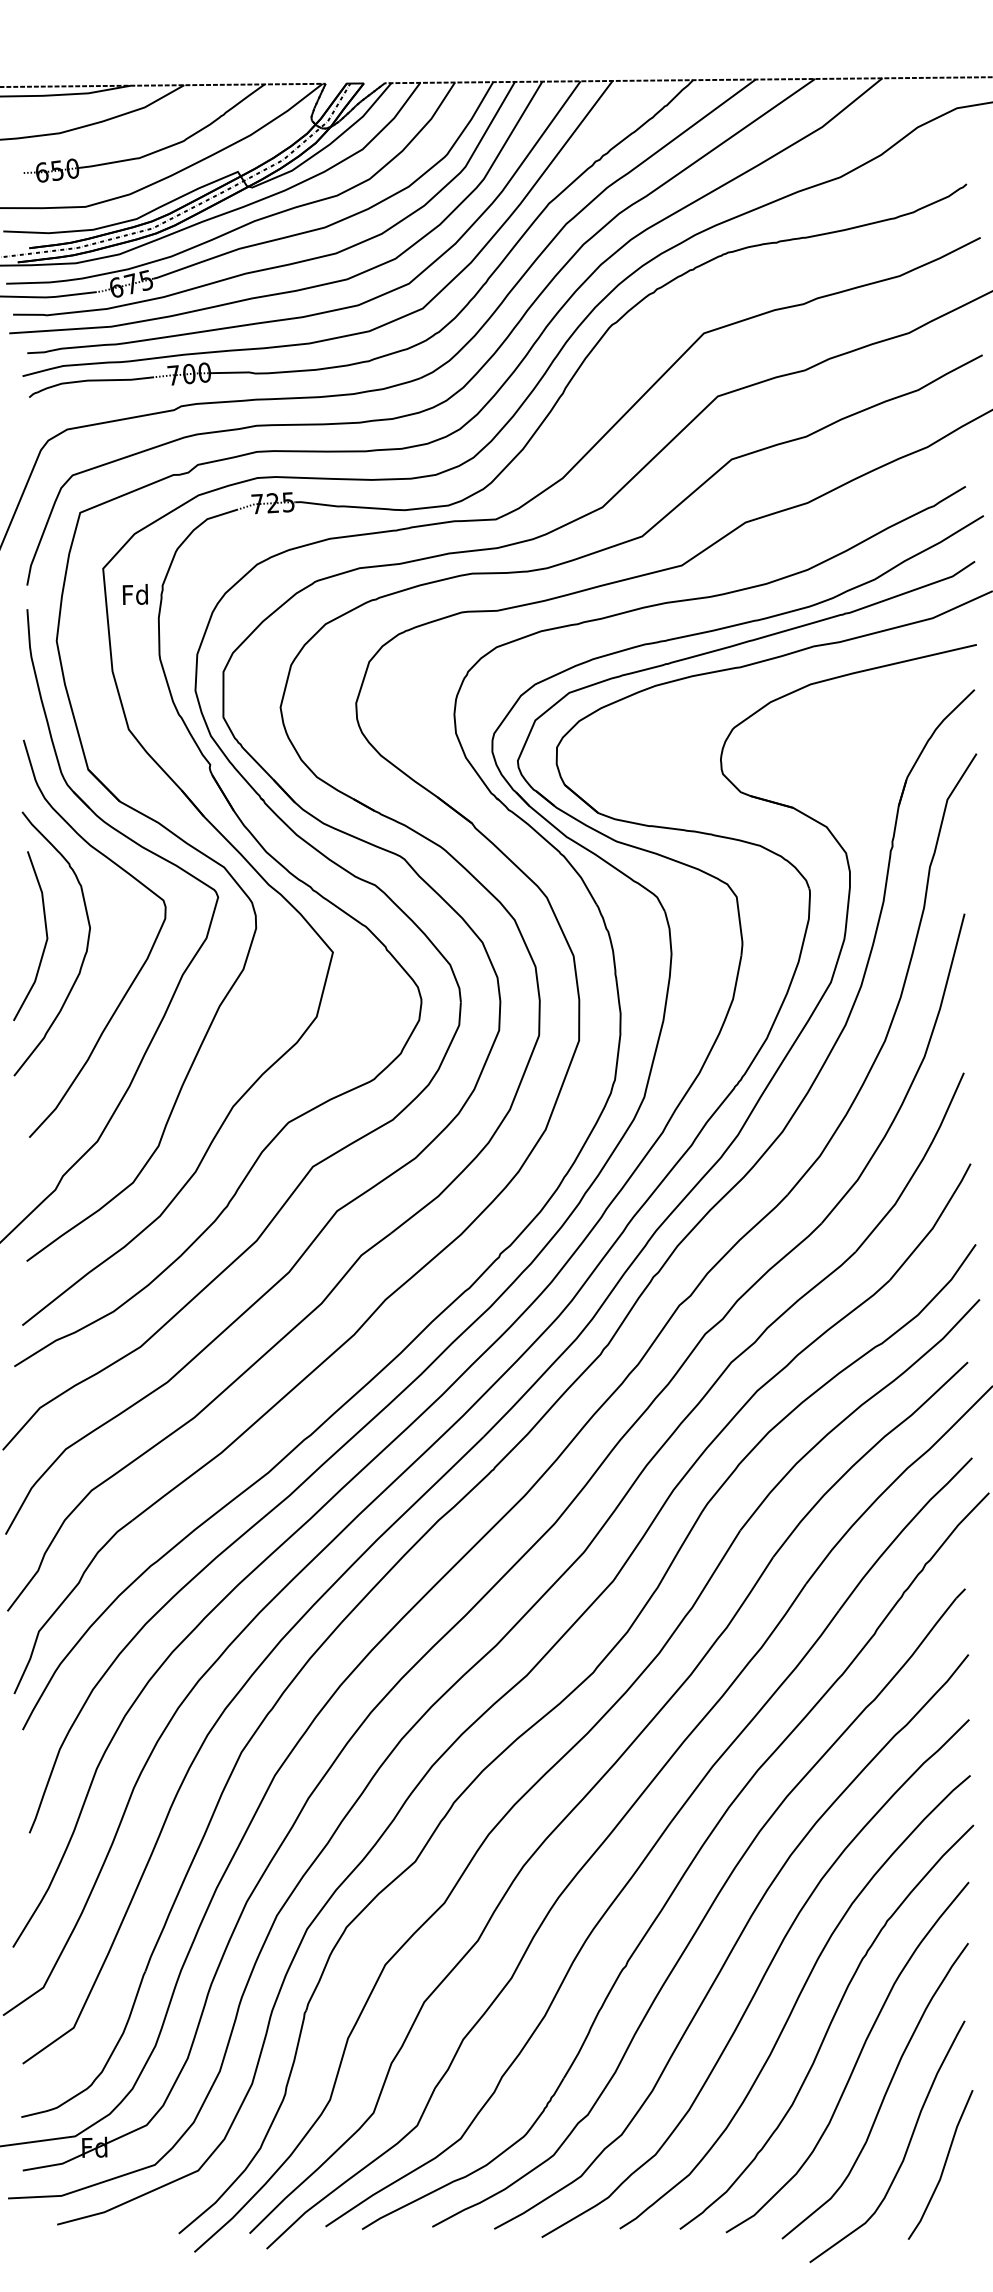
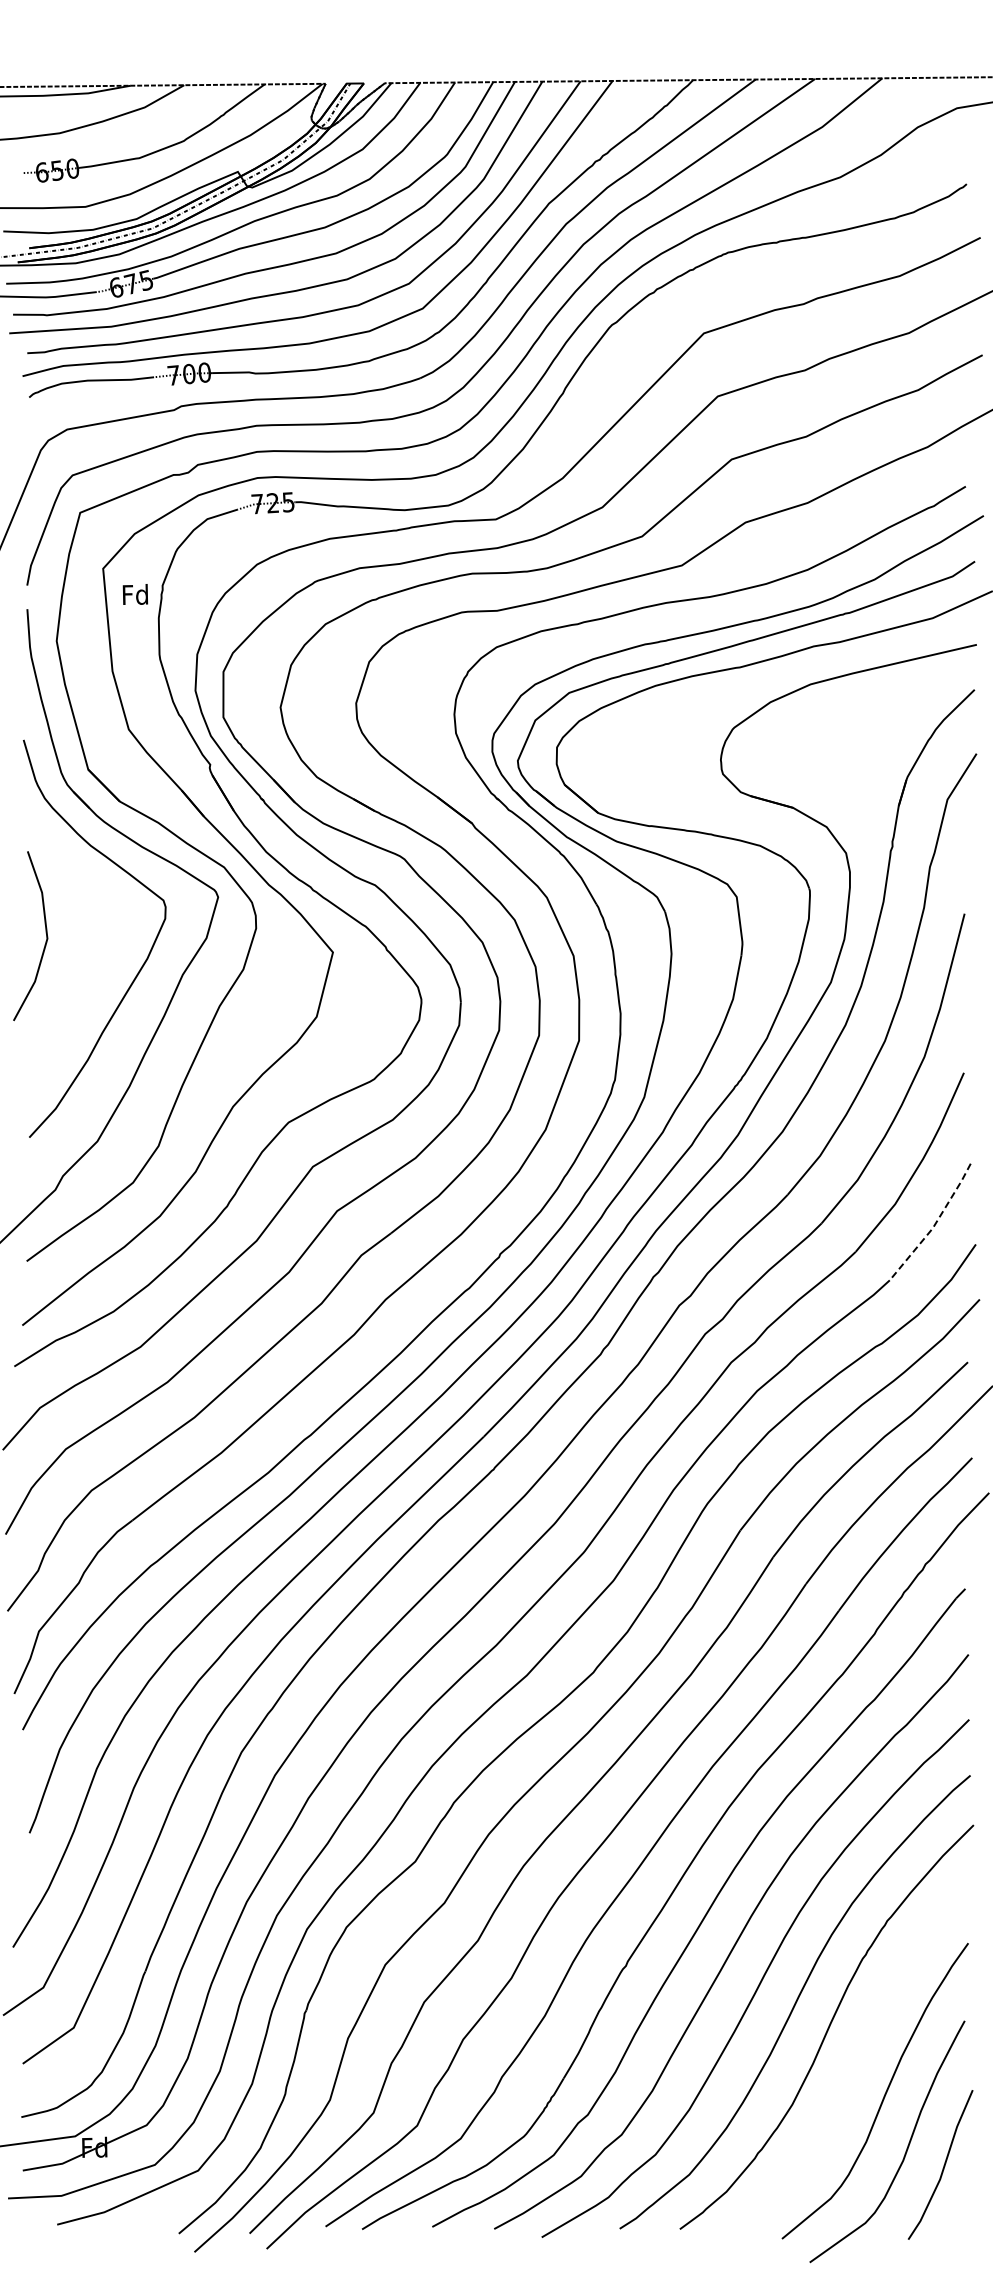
curve: present -> none (83, 956)
line: solid -> dashed (934, 1225)
curve: present -> none (855, 2061)
